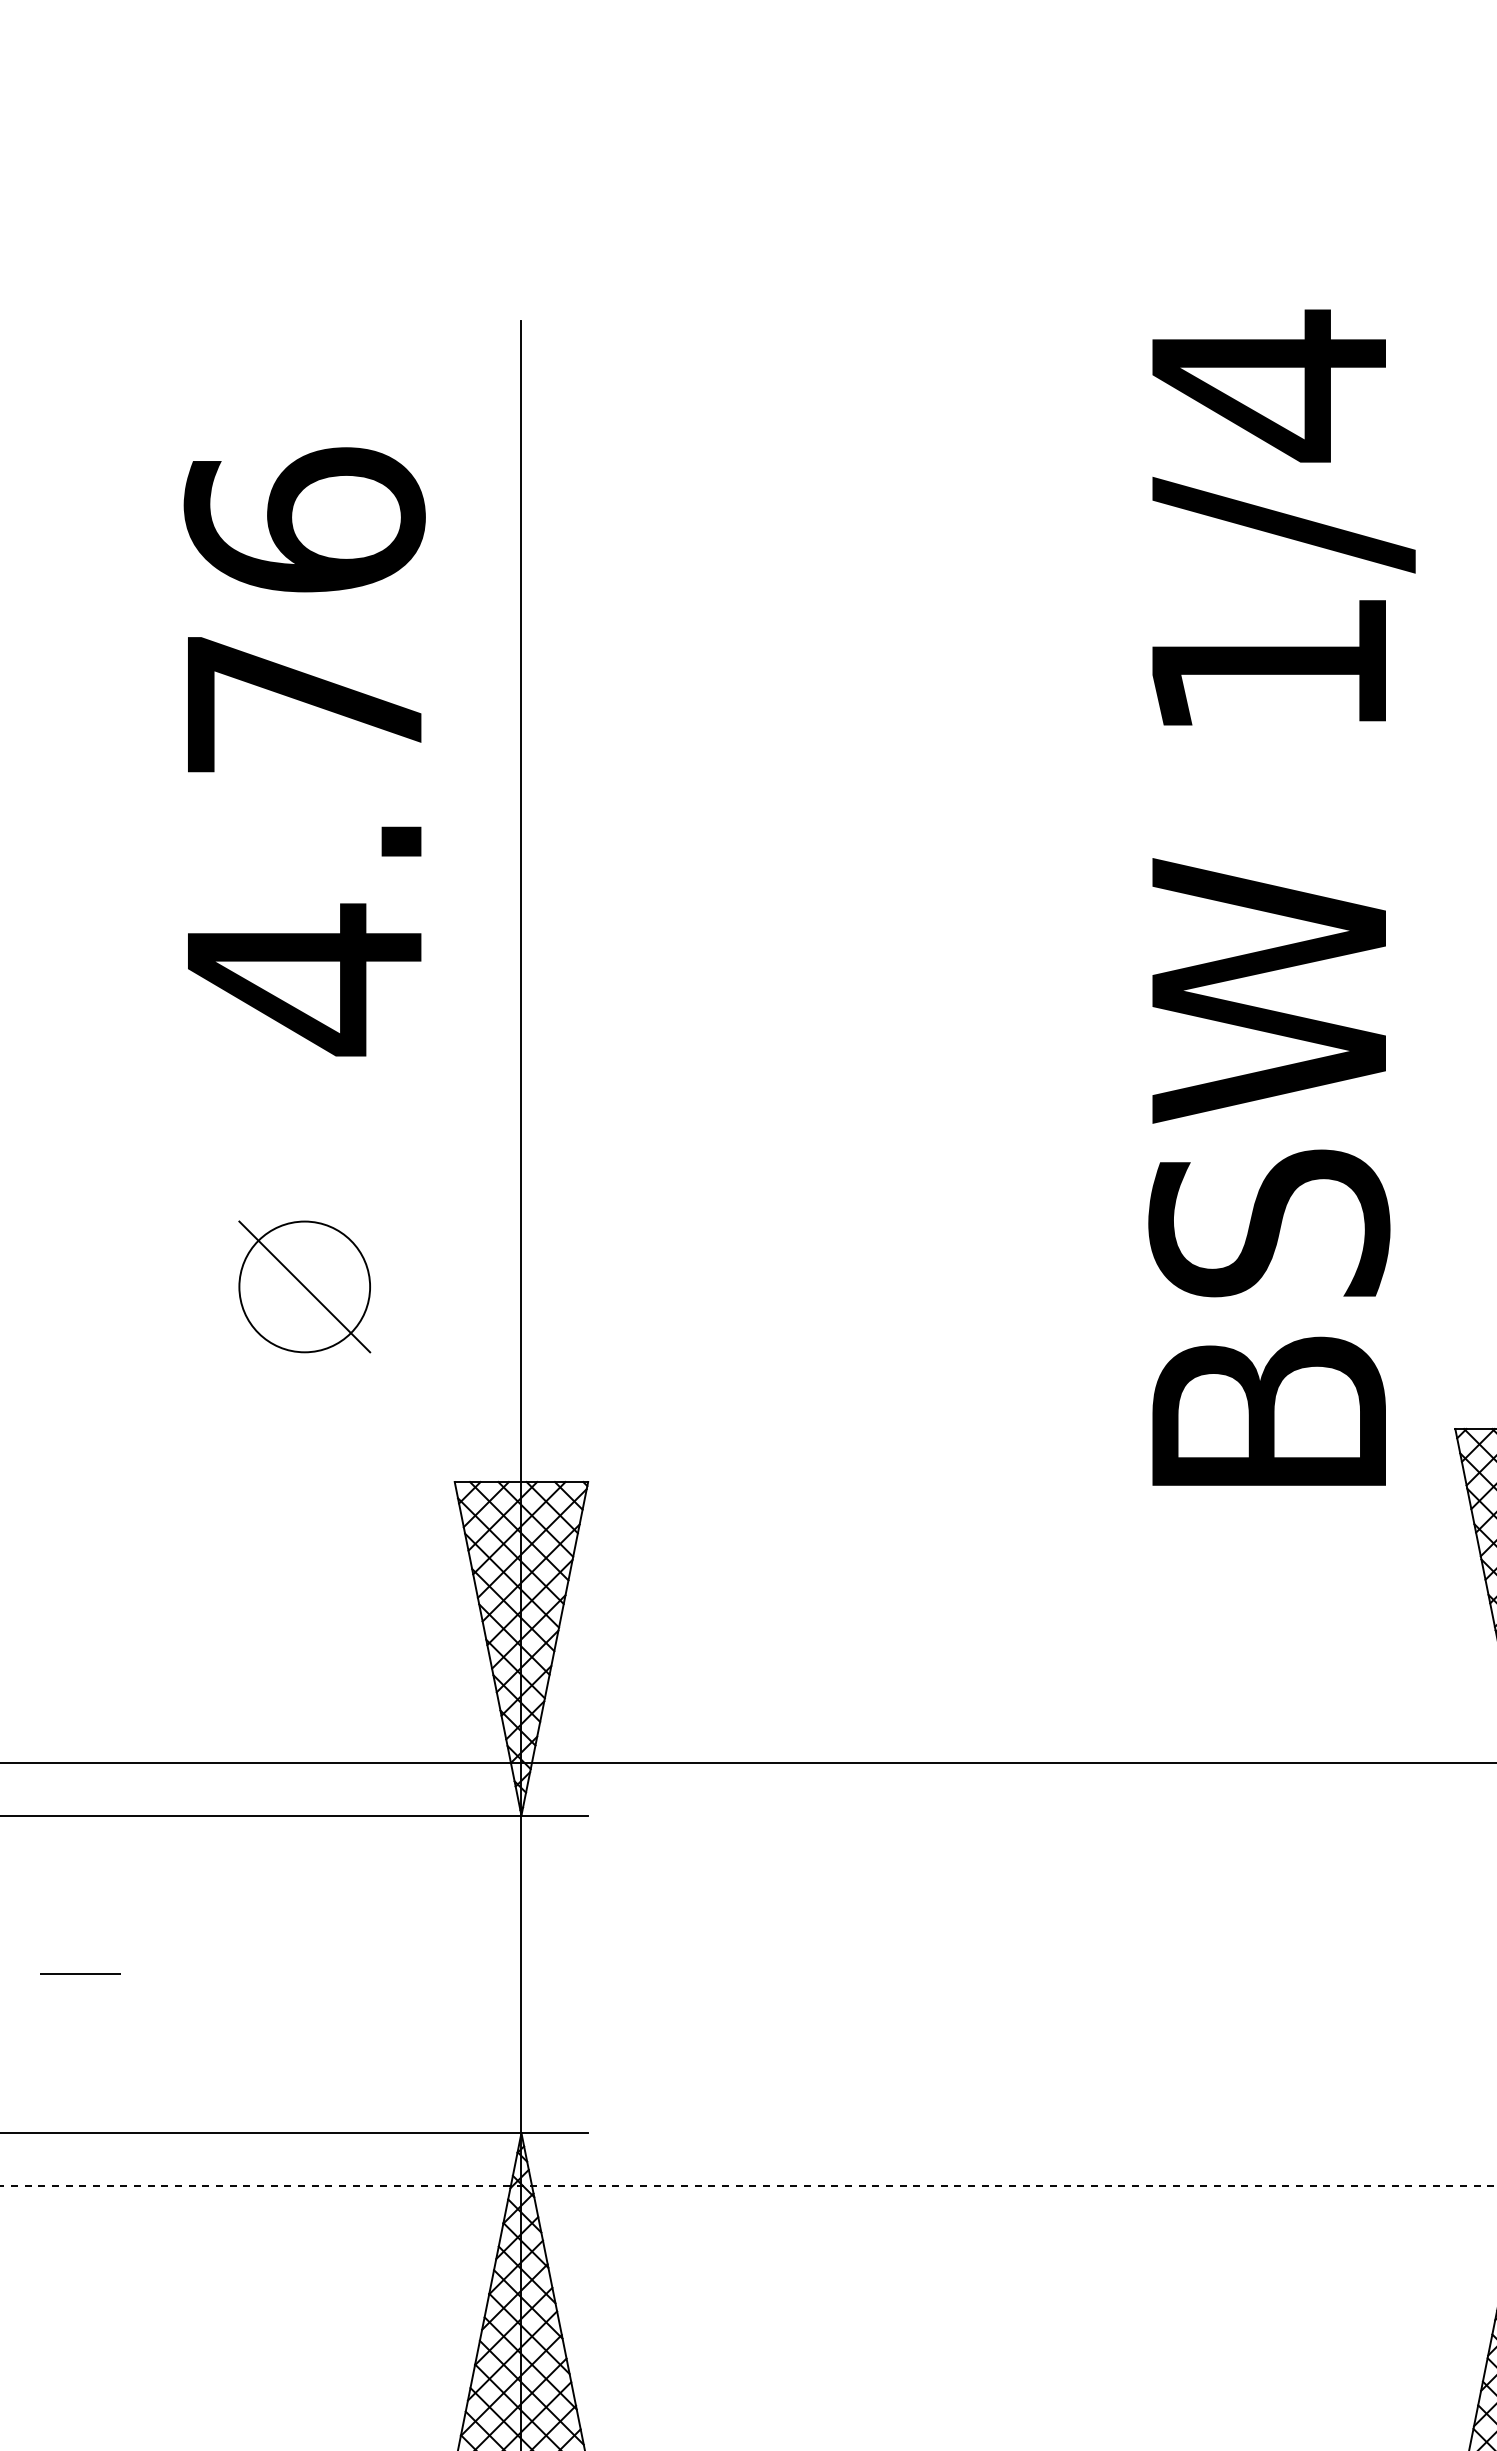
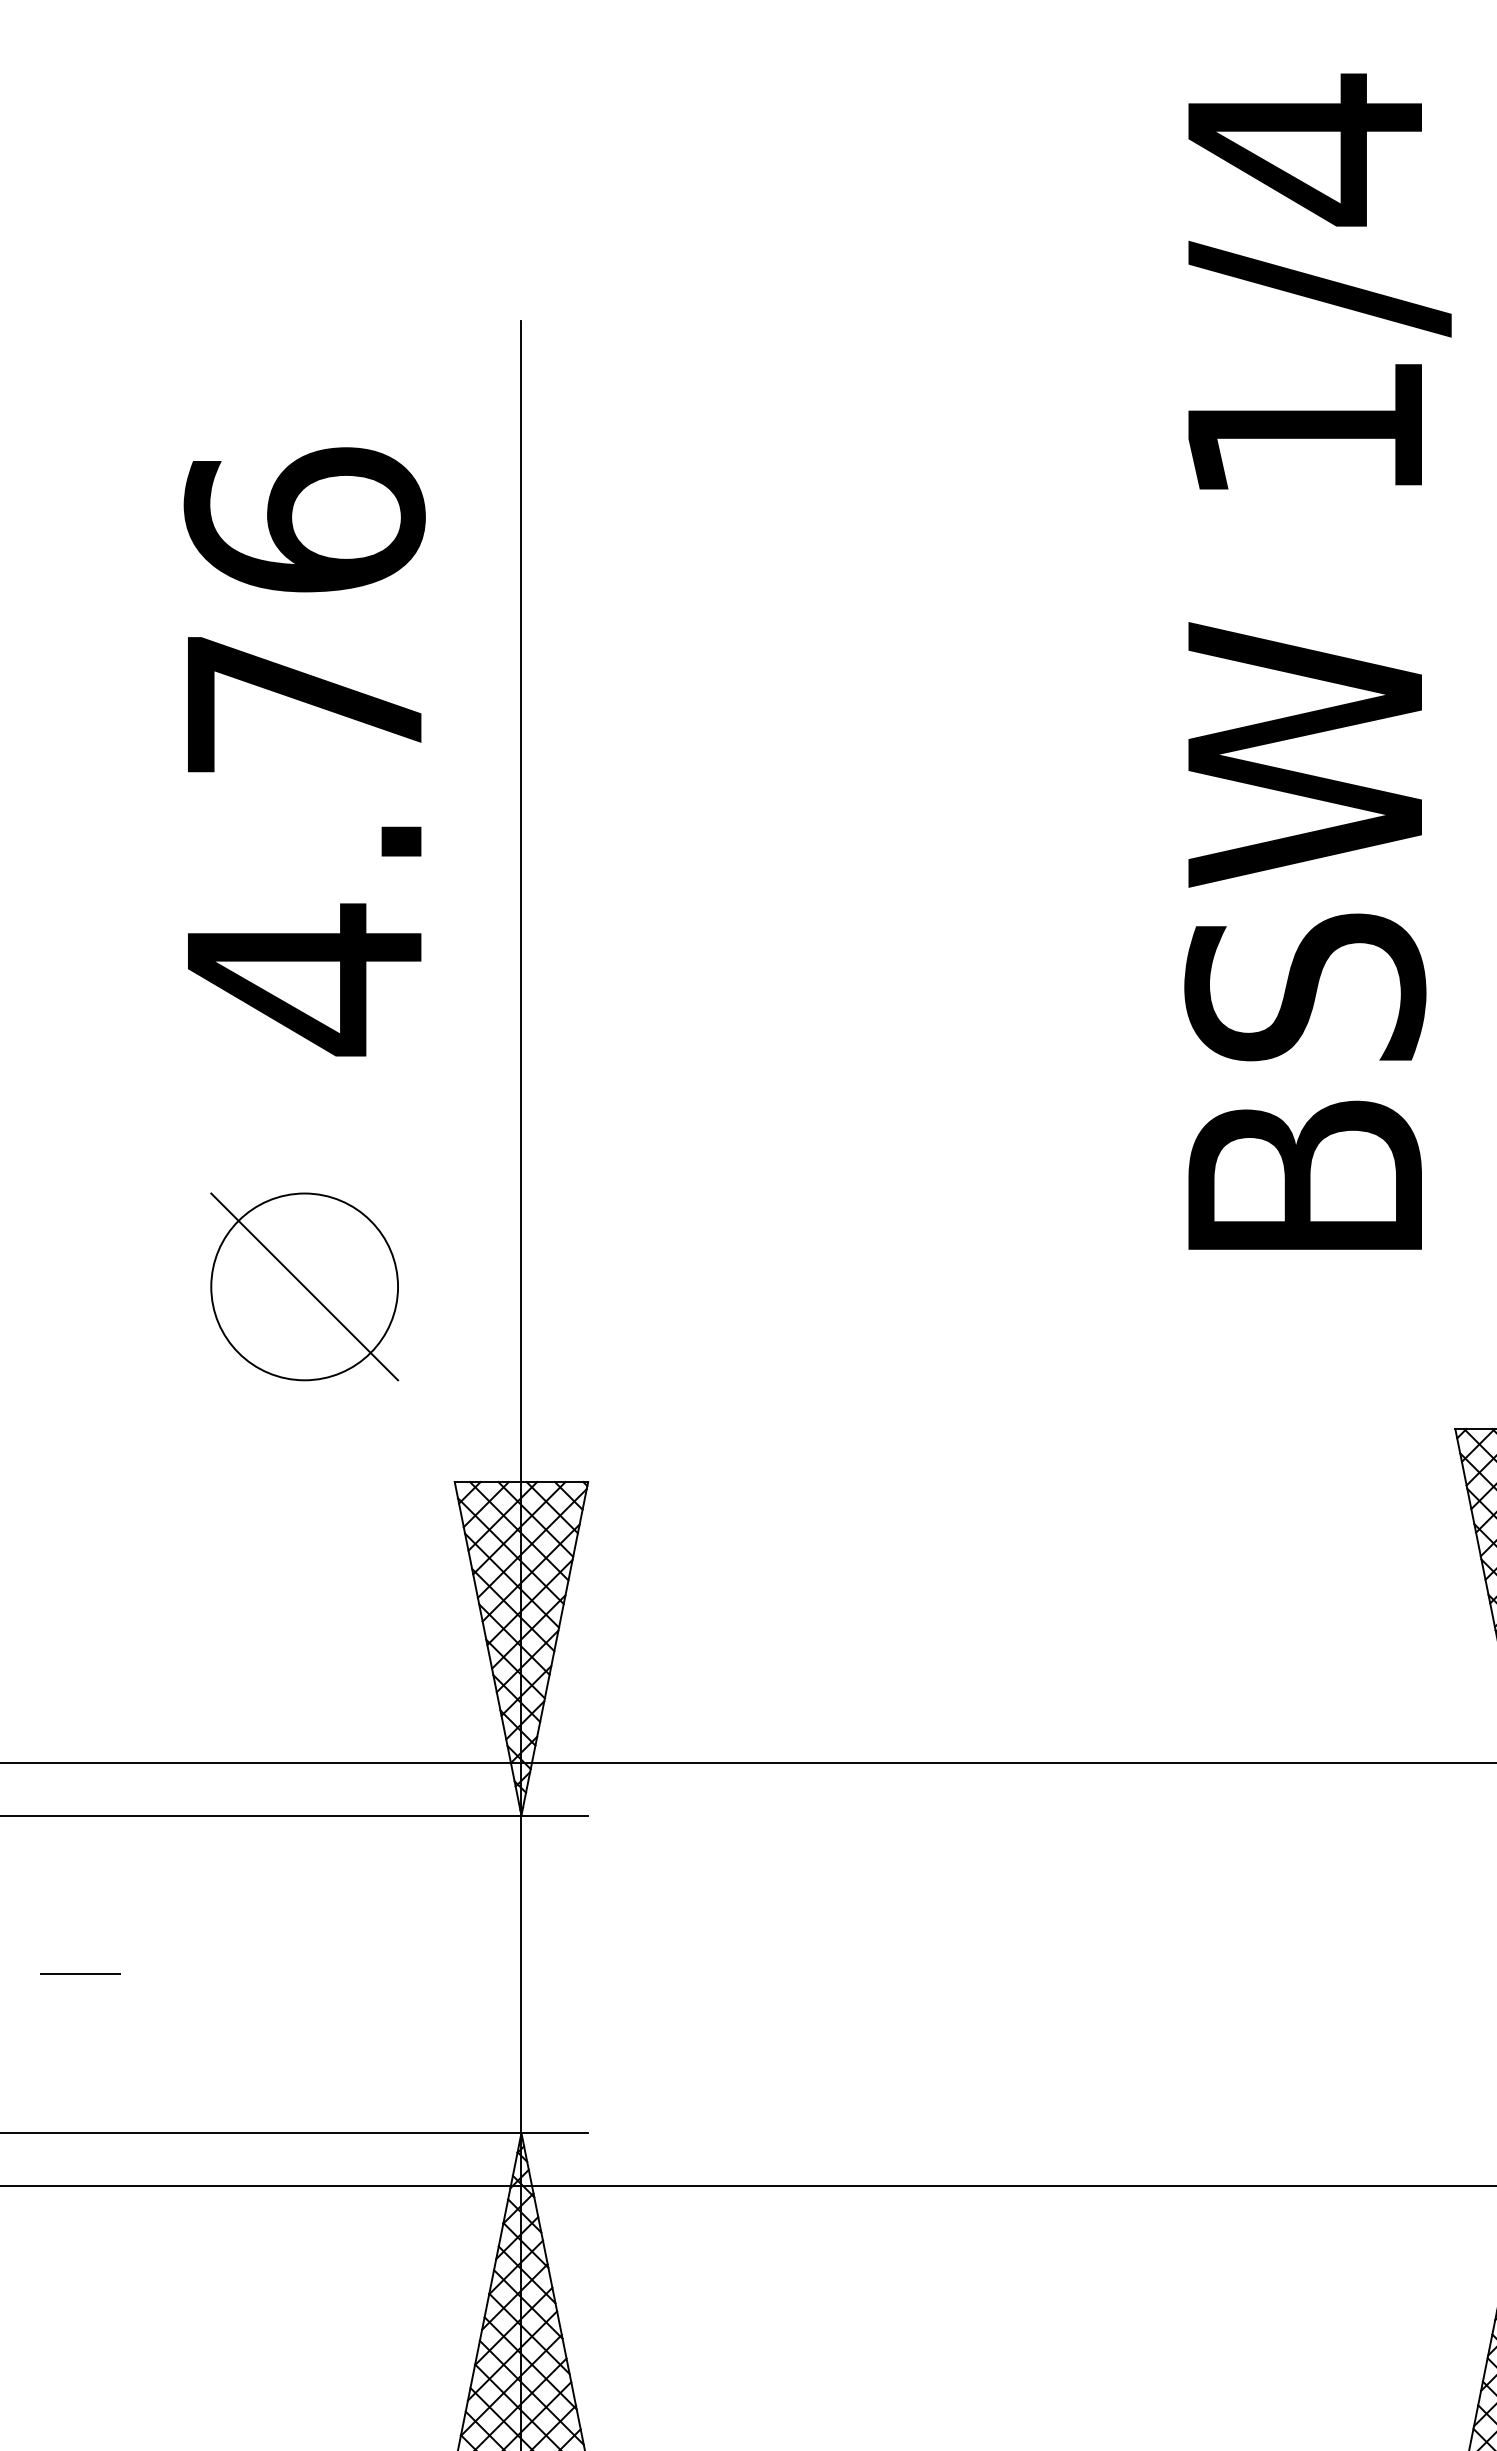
text position: (1281, 897) -> (1317, 661) (1317, 661)
part size: 134x134 px -> 190x190 px (304, 1286)
line: dashed -> solid (748, 2186)
